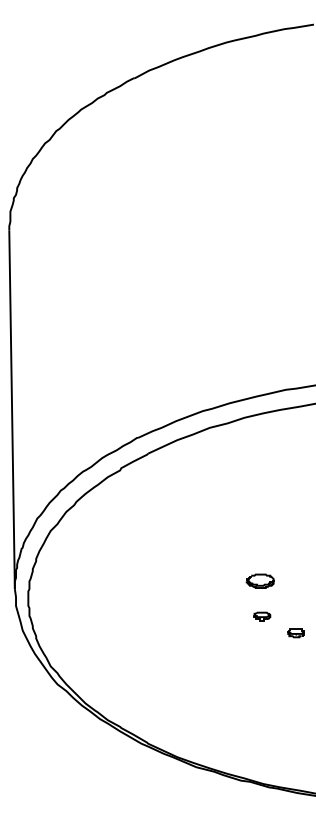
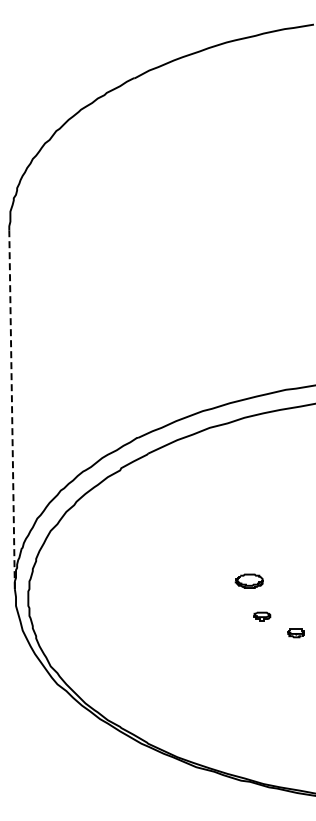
line: solid -> dashed (12, 409)
part position: (259, 580) -> (248, 580) (248, 580)
